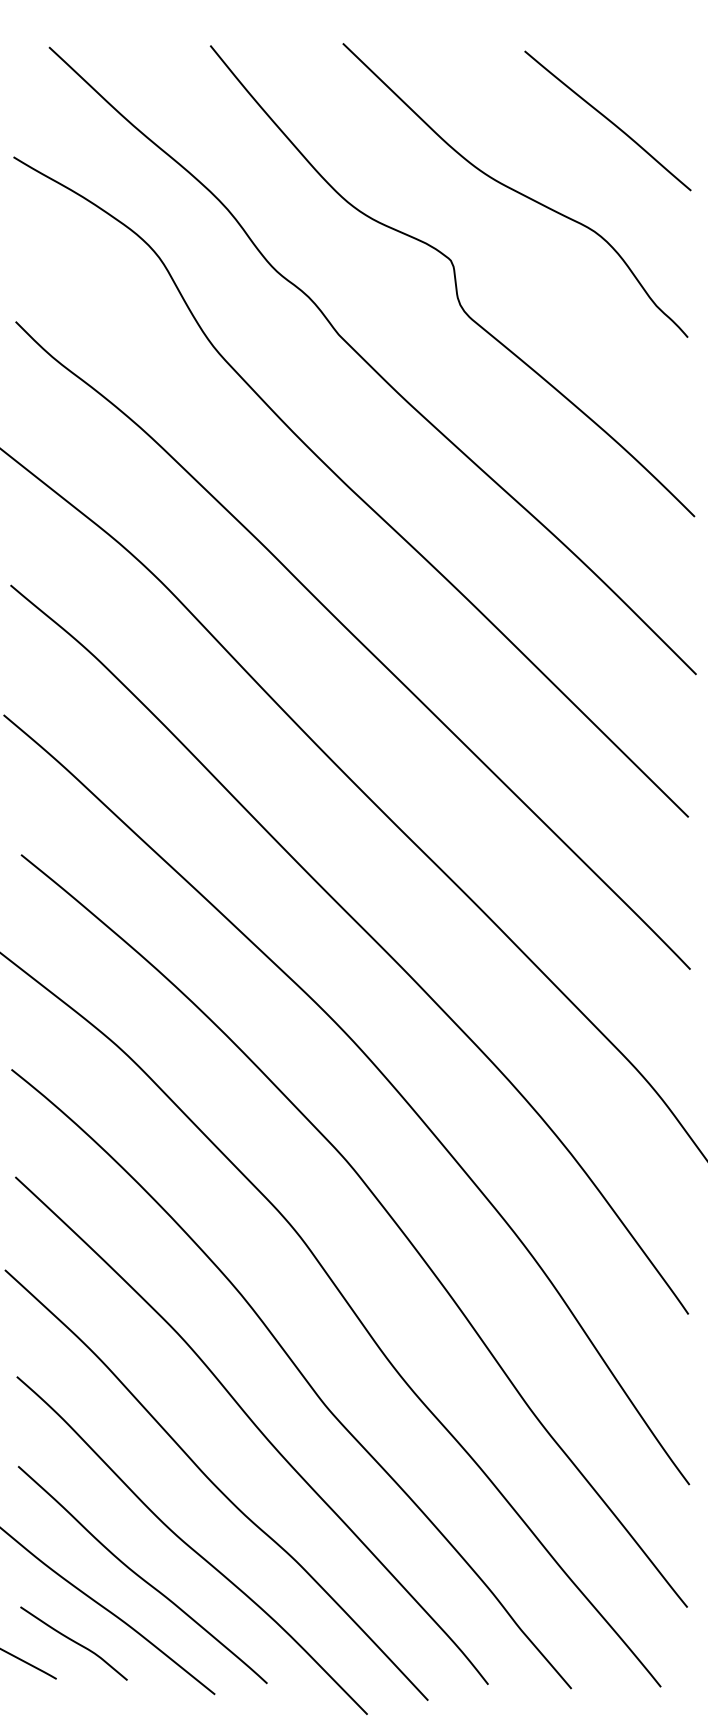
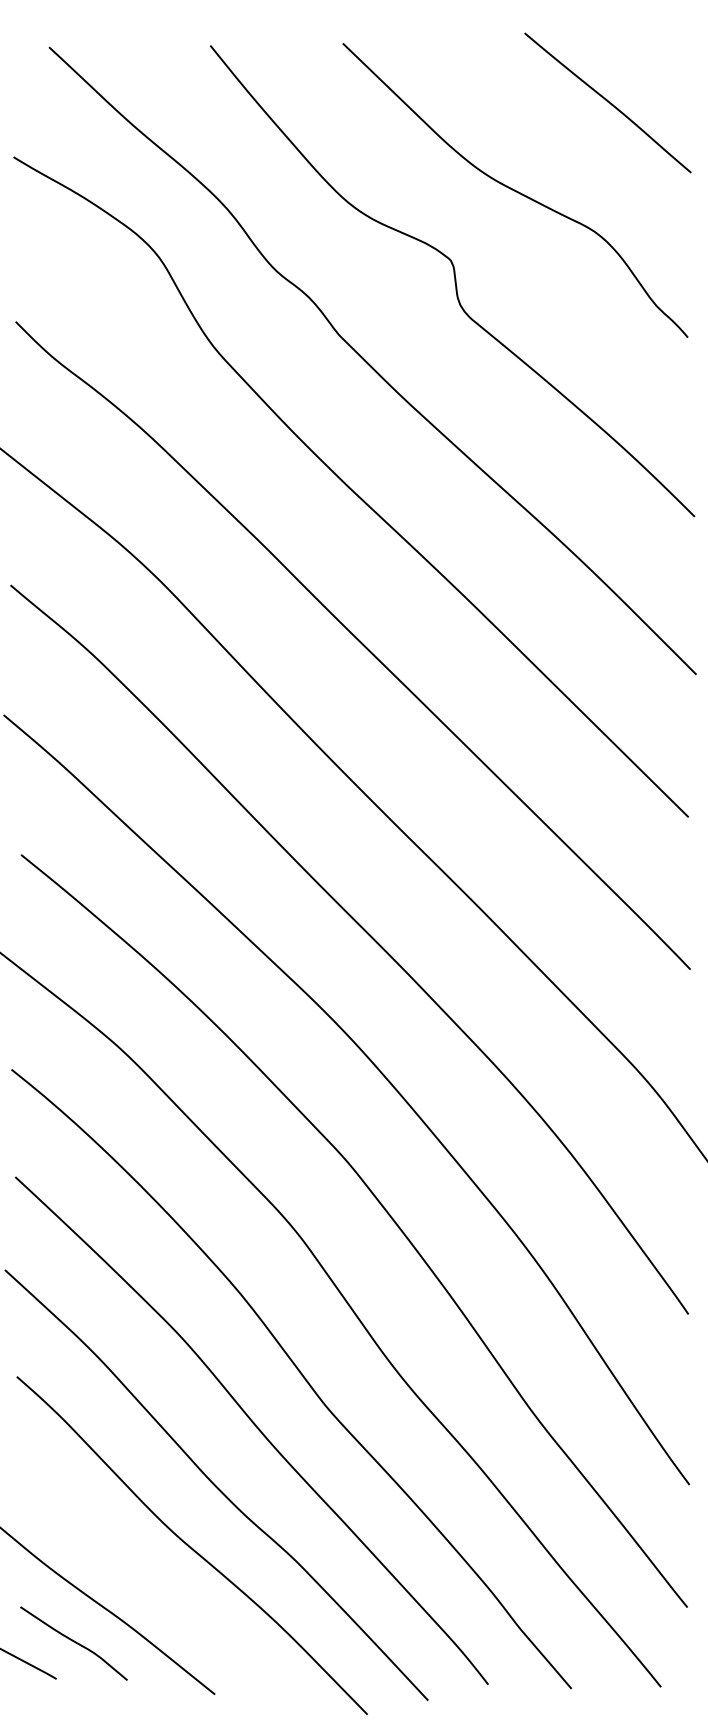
curve position: (607, 120) -> (607, 102) (607, 102)
curve: present -> none (142, 1577)
